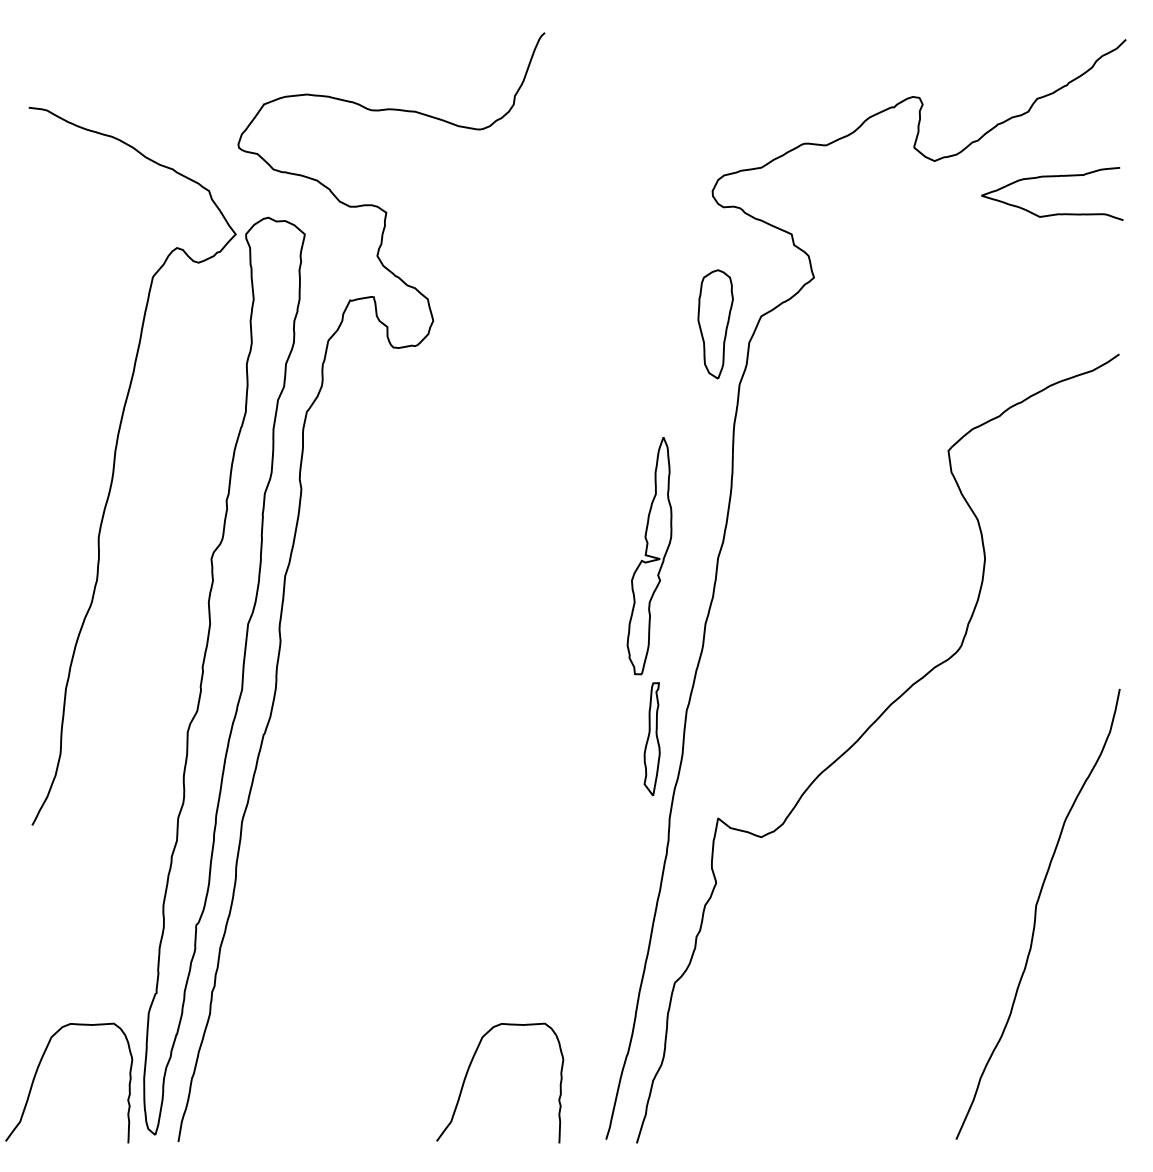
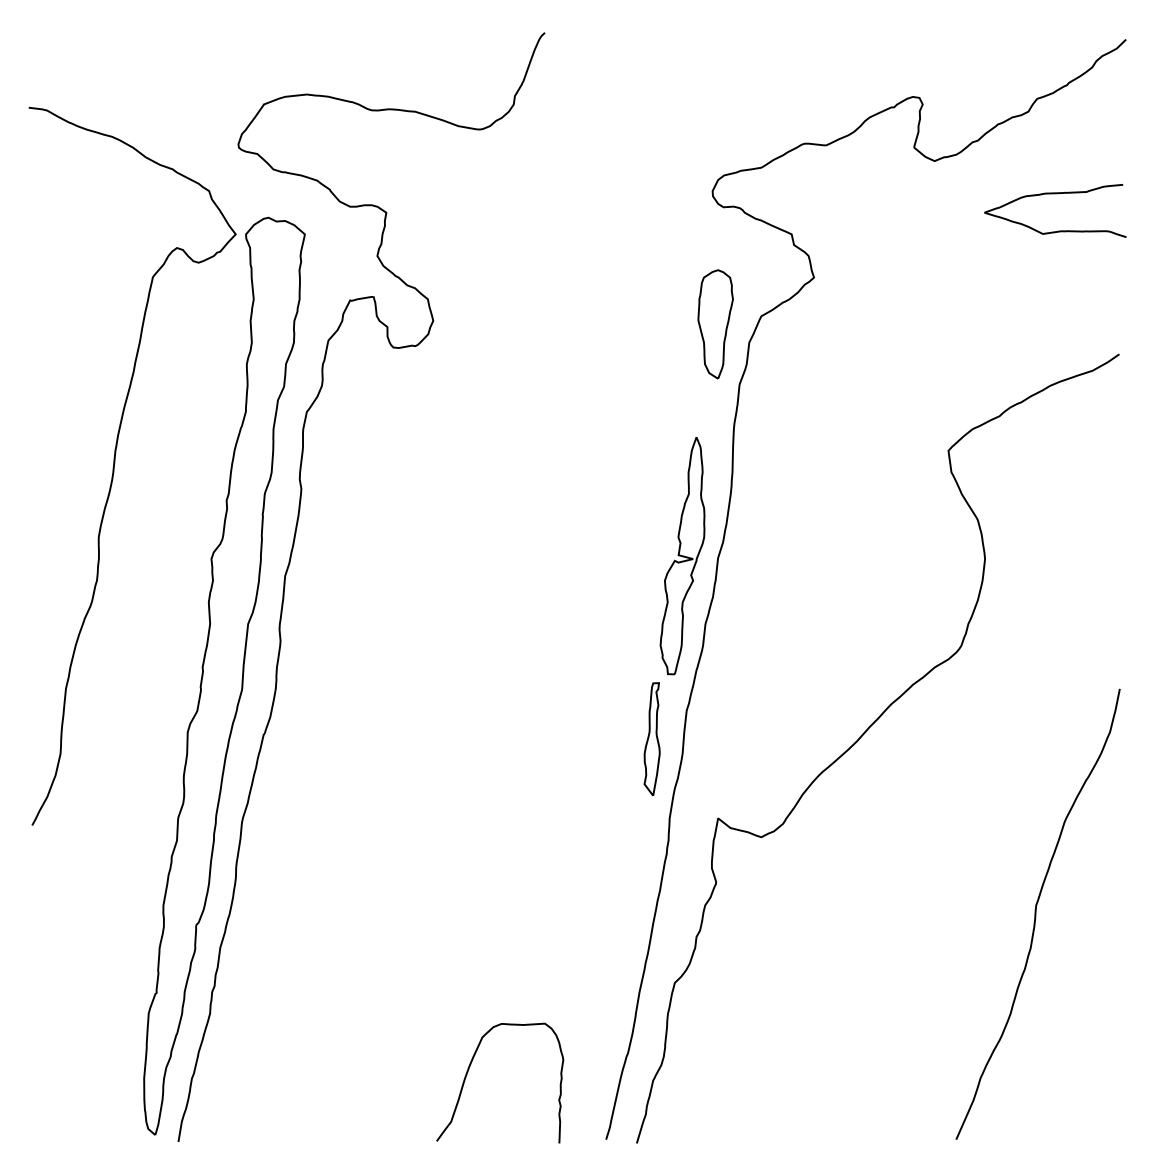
curve position: (1052, 177) -> (1055, 194) (1055, 194)
part position: (649, 556) -> (682, 556) (682, 556)
curve: present -> none (37, 1072)
